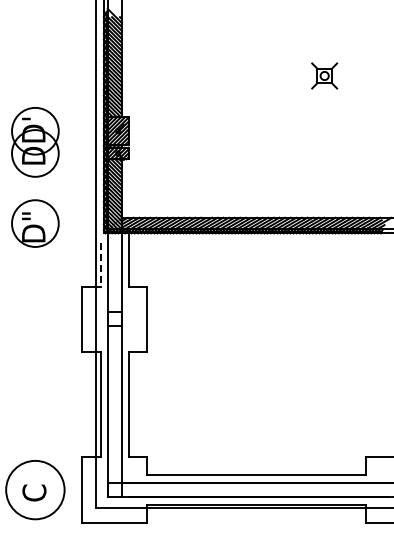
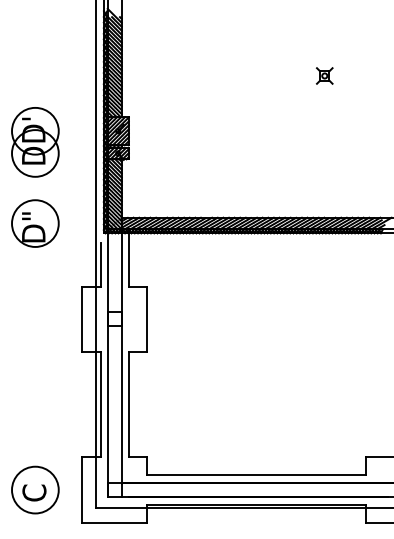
part size: 28x28 px -> 18x18 px (324, 75)
line: dashed -> solid (100, 265)
circle diameter: 58 px -> 47 px (35, 489)
